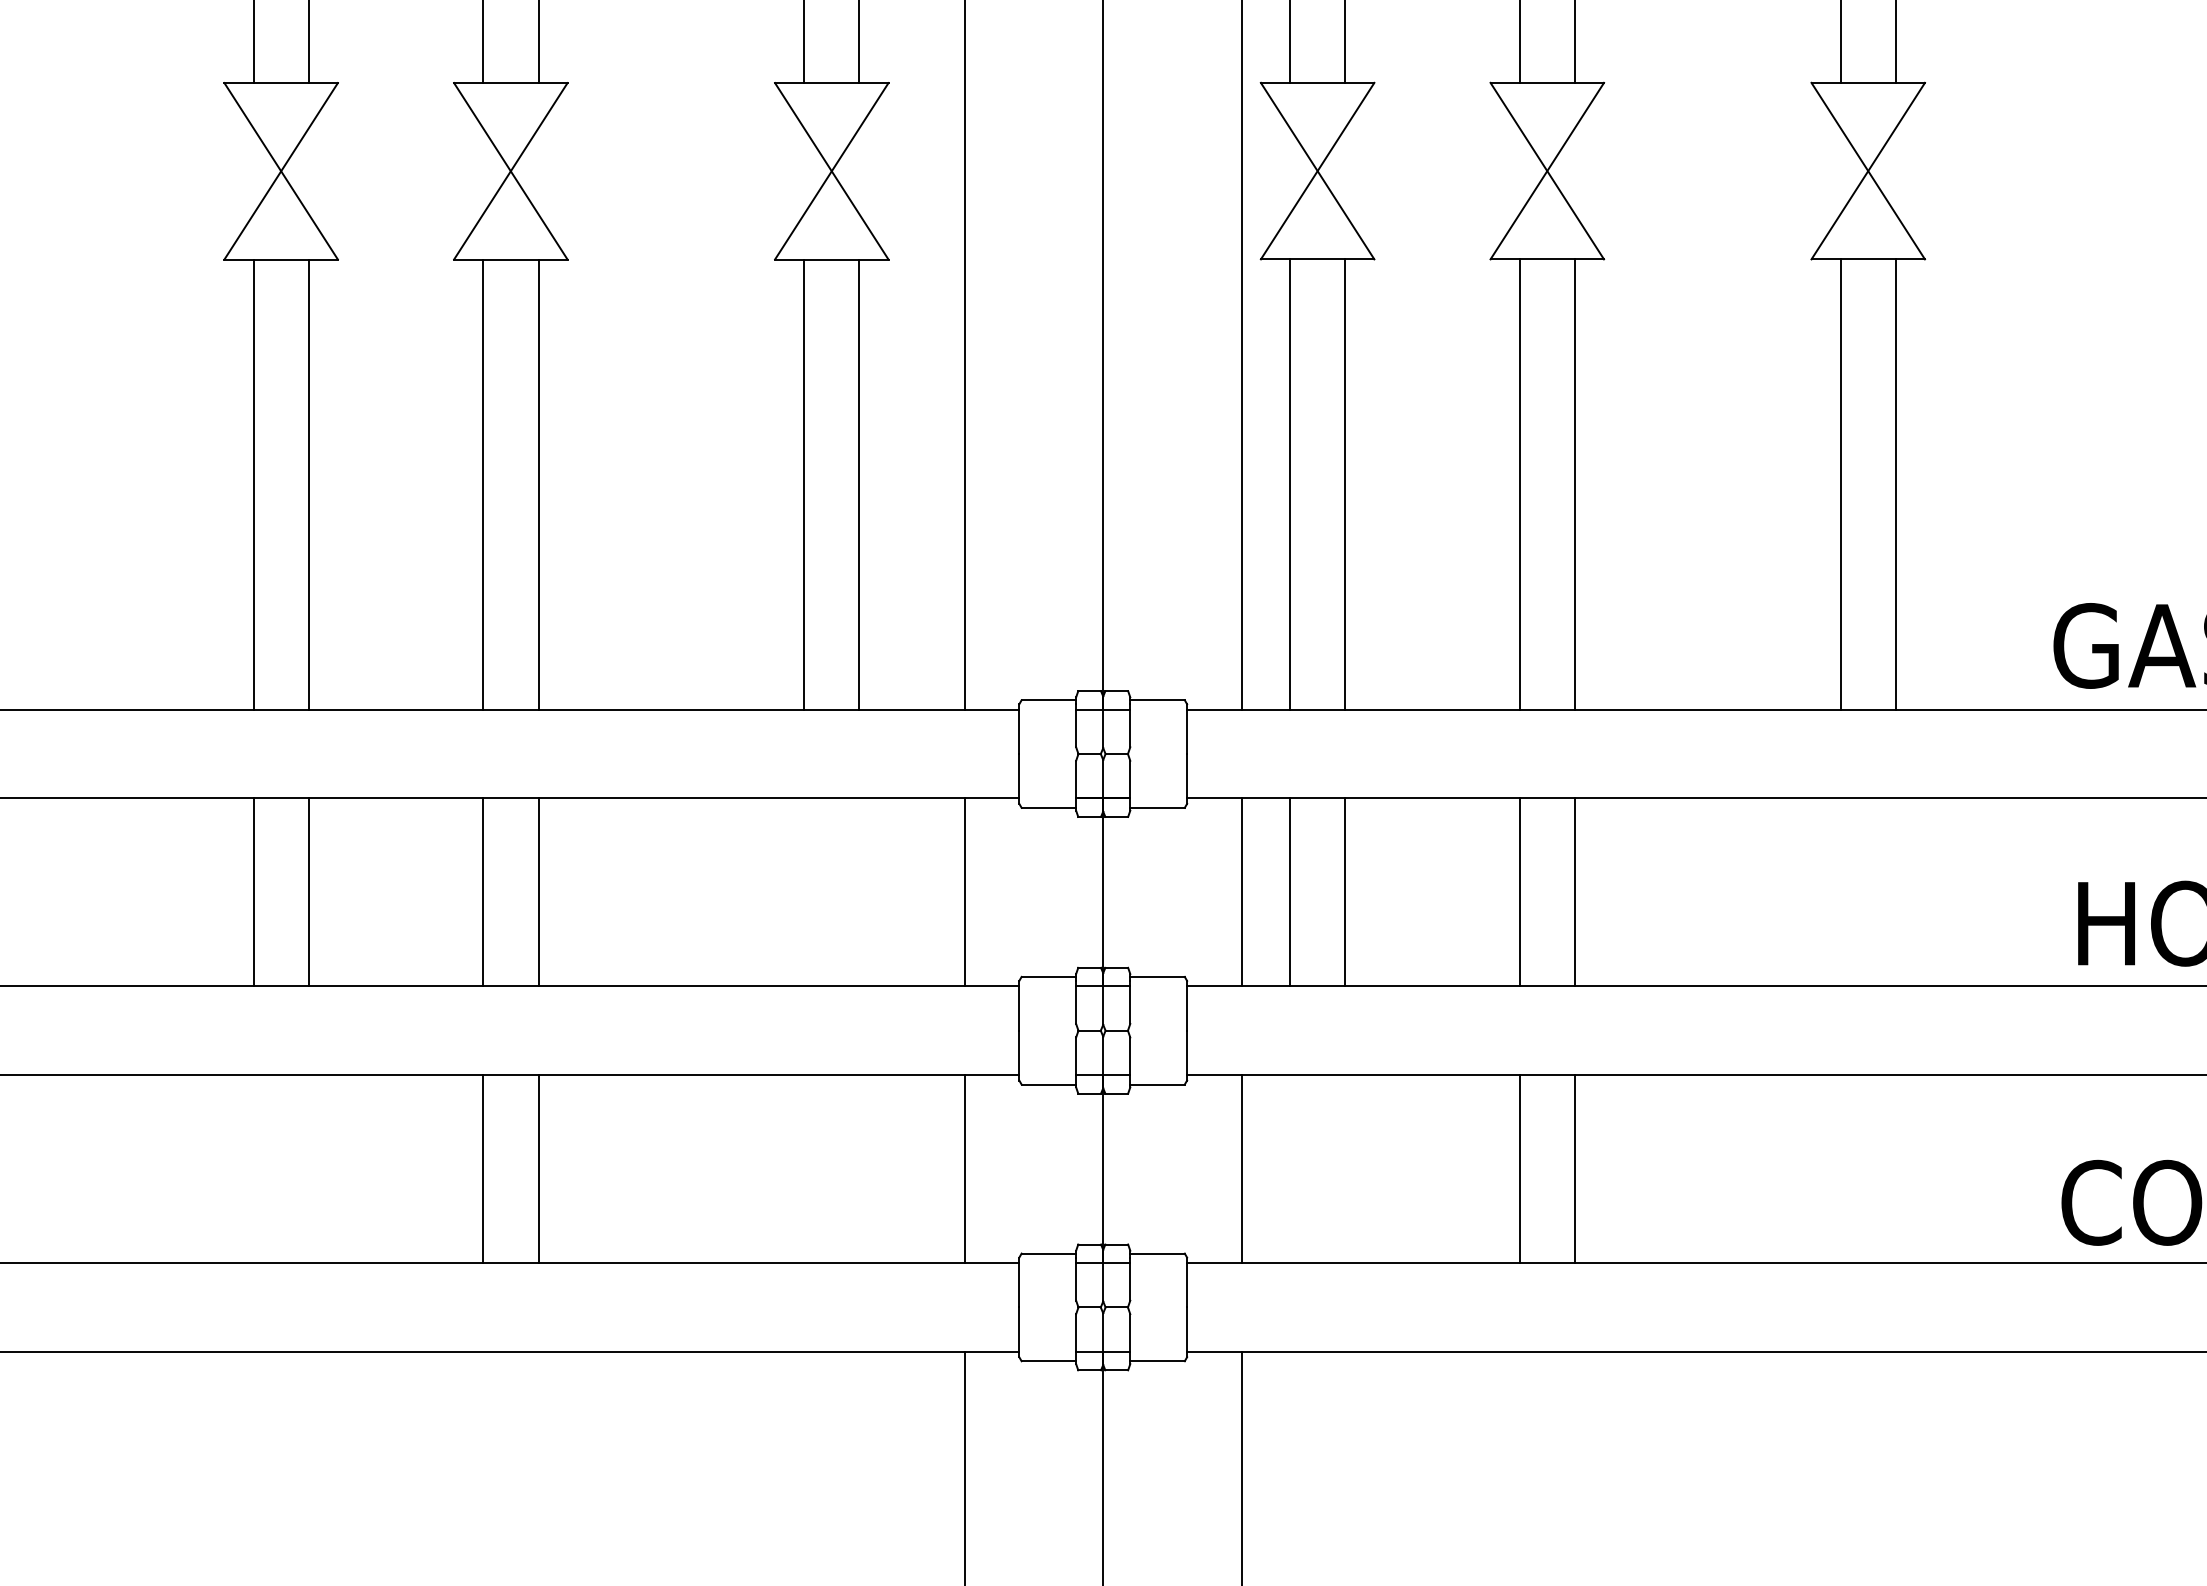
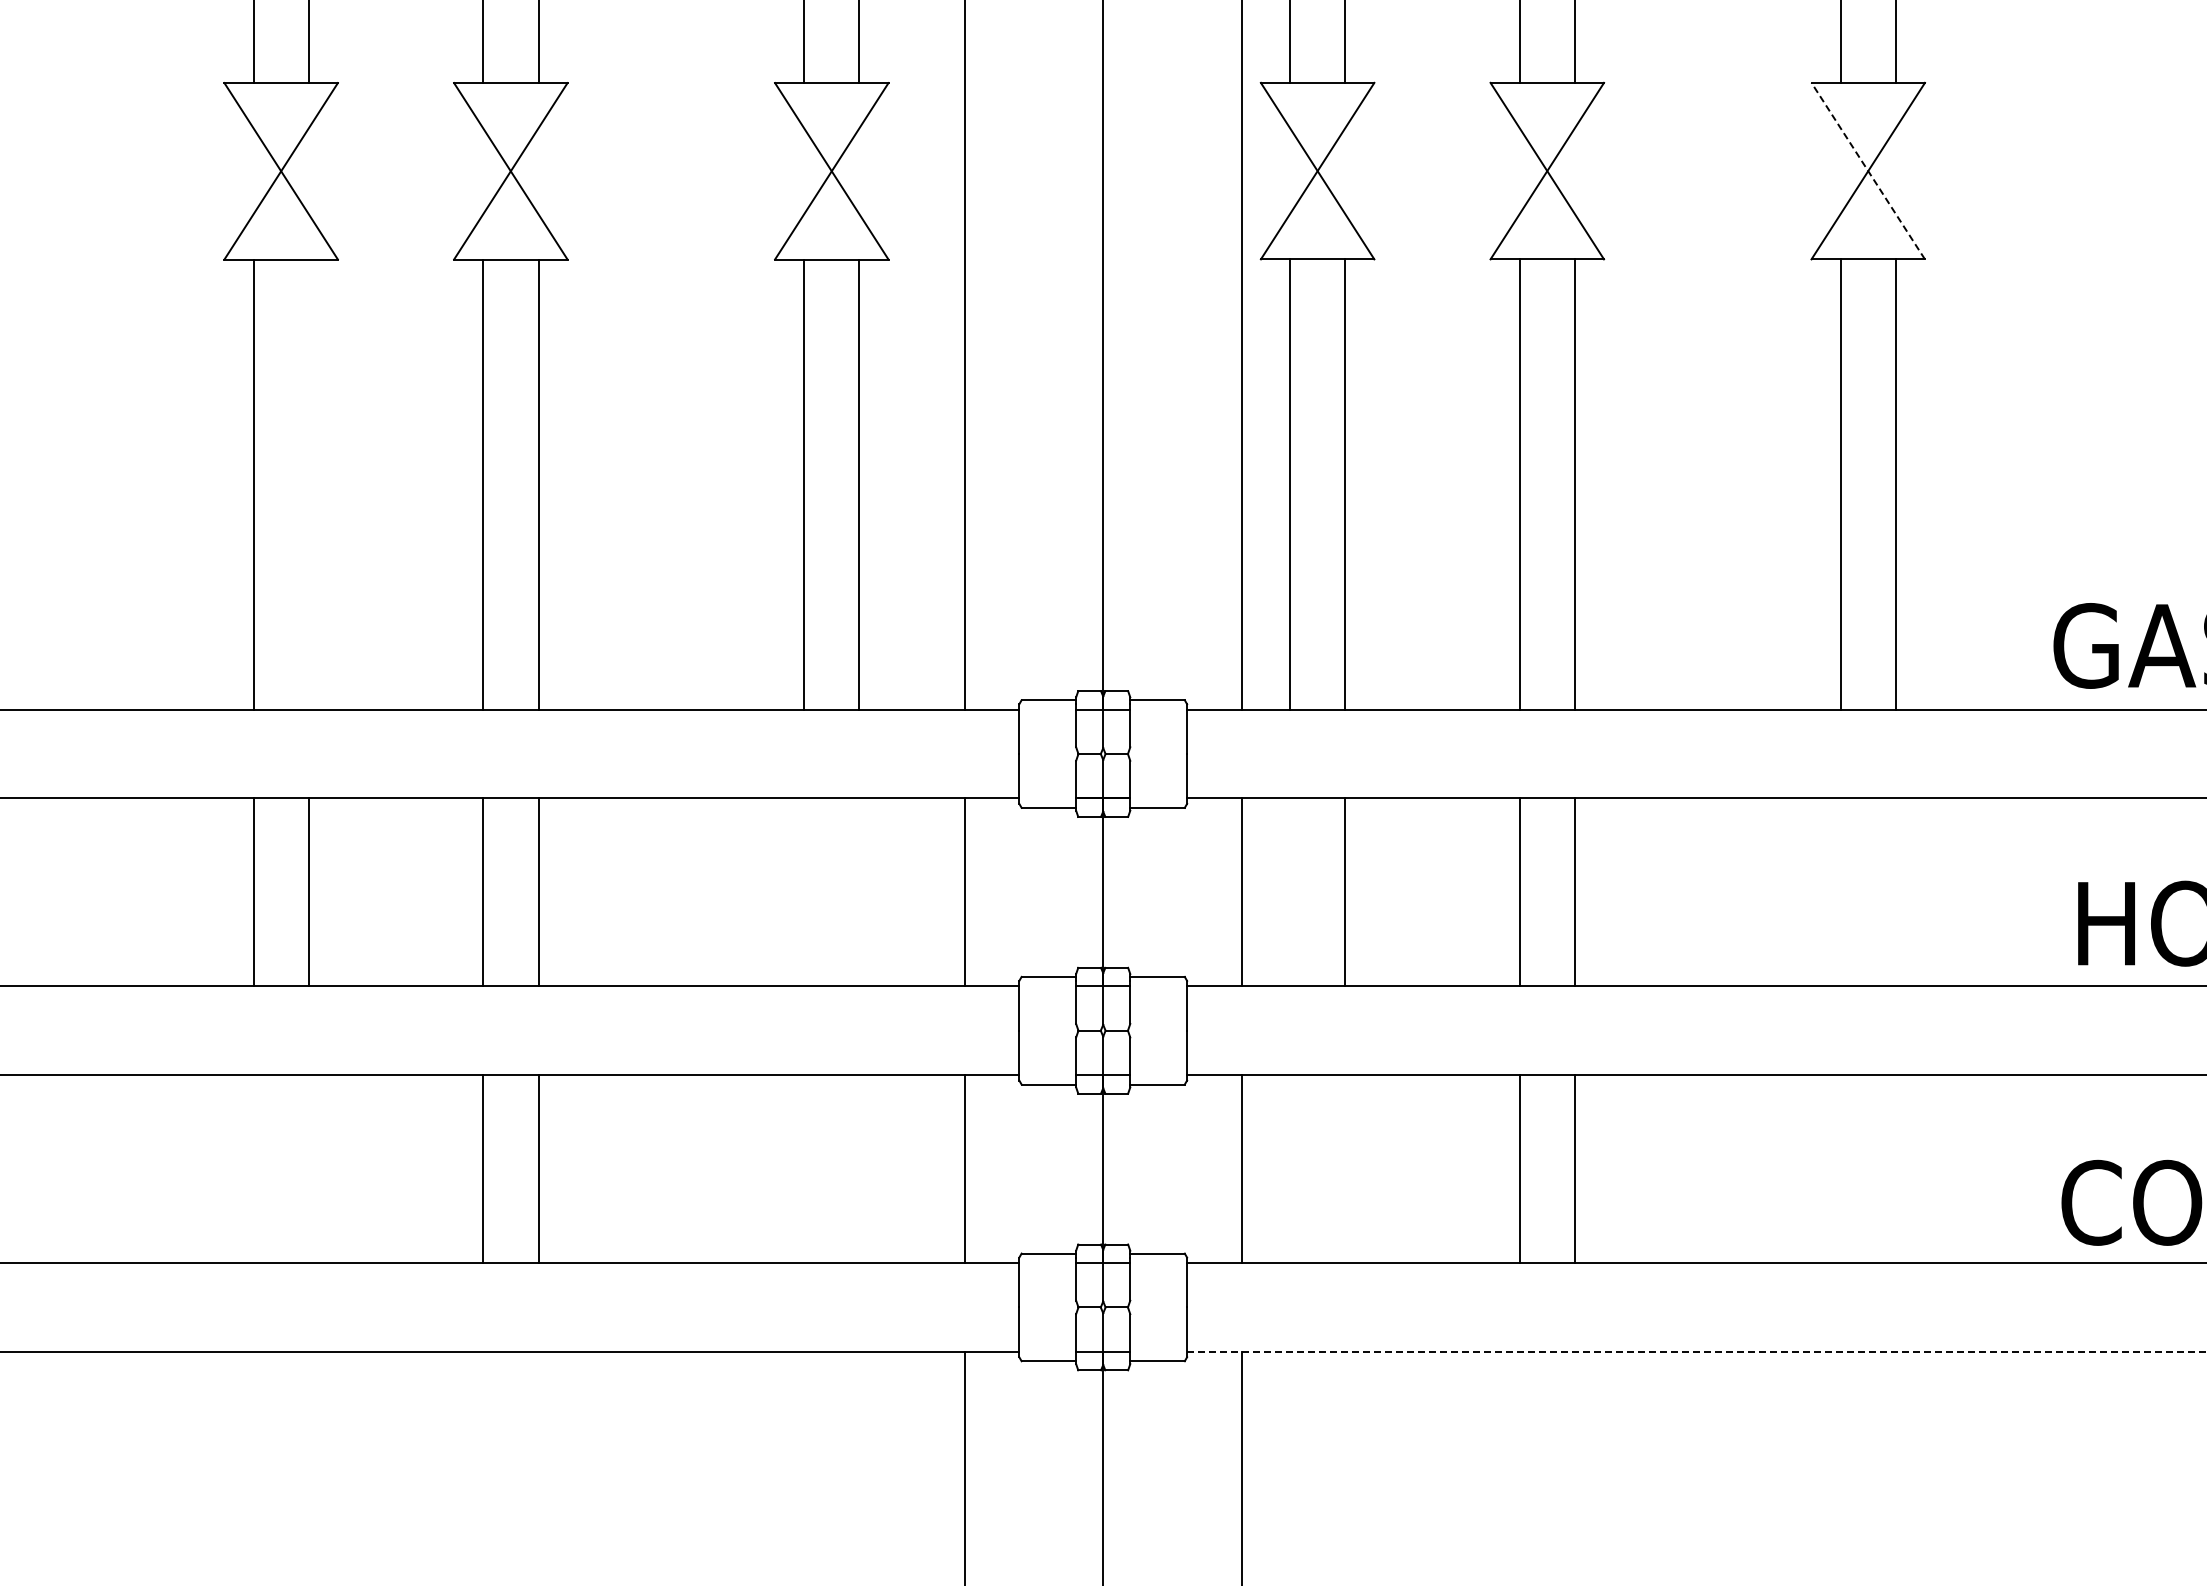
line: solid -> dashed (1868, 171)
line: present -> none (308, 484)
line: present -> none (1289, 892)
line: solid -> dashed (1696, 1351)
